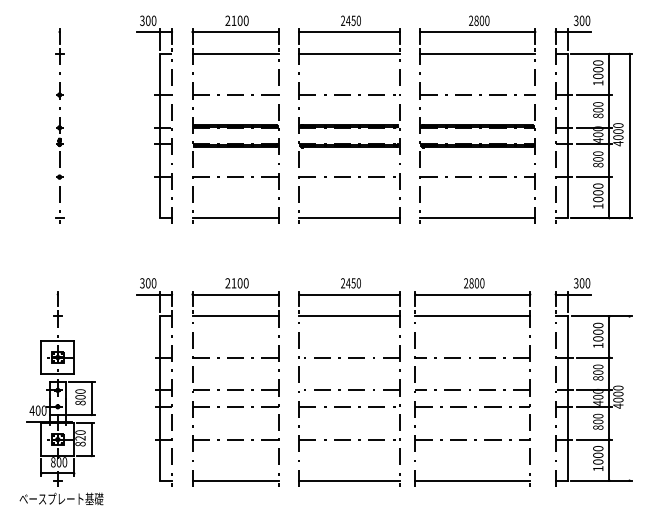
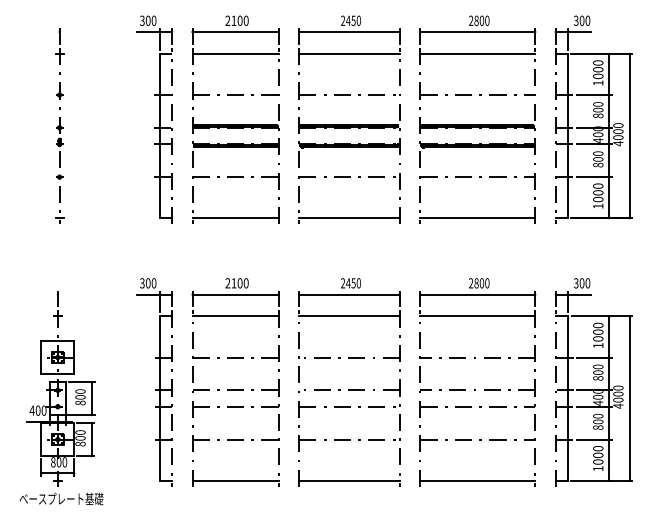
part position: (470, 389) -> (475, 389) (475, 389)
line: none -> present (629, 398)
text: 820 -> 800 (80, 438)
